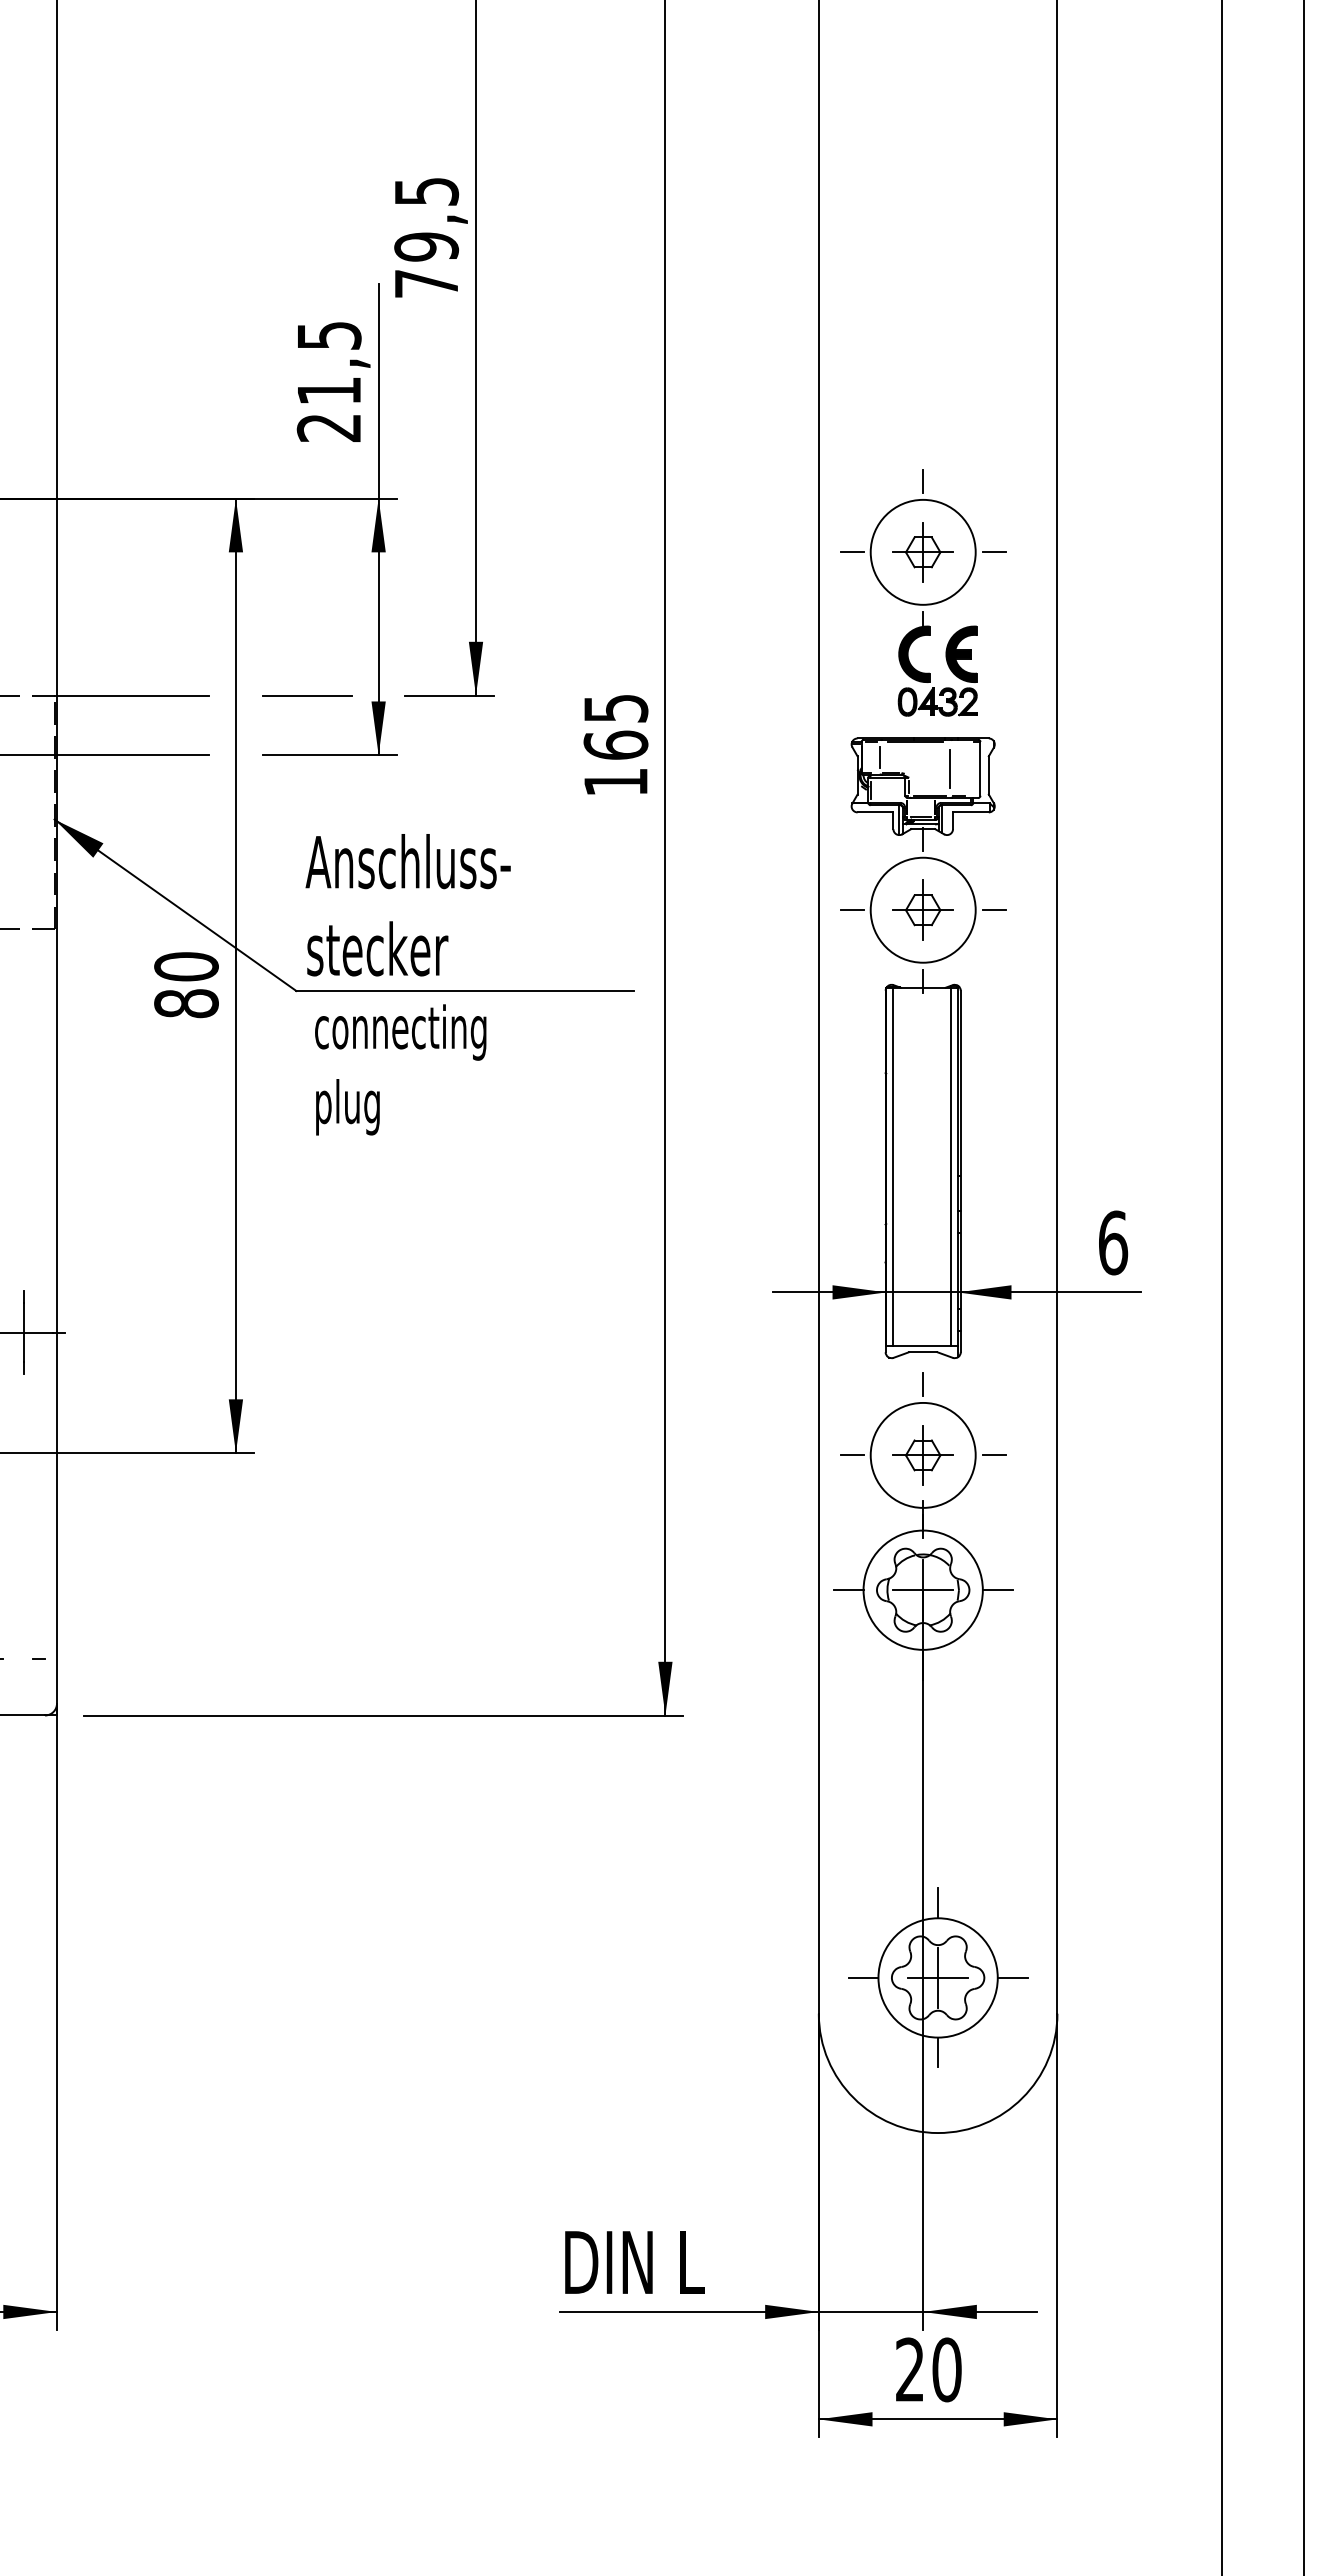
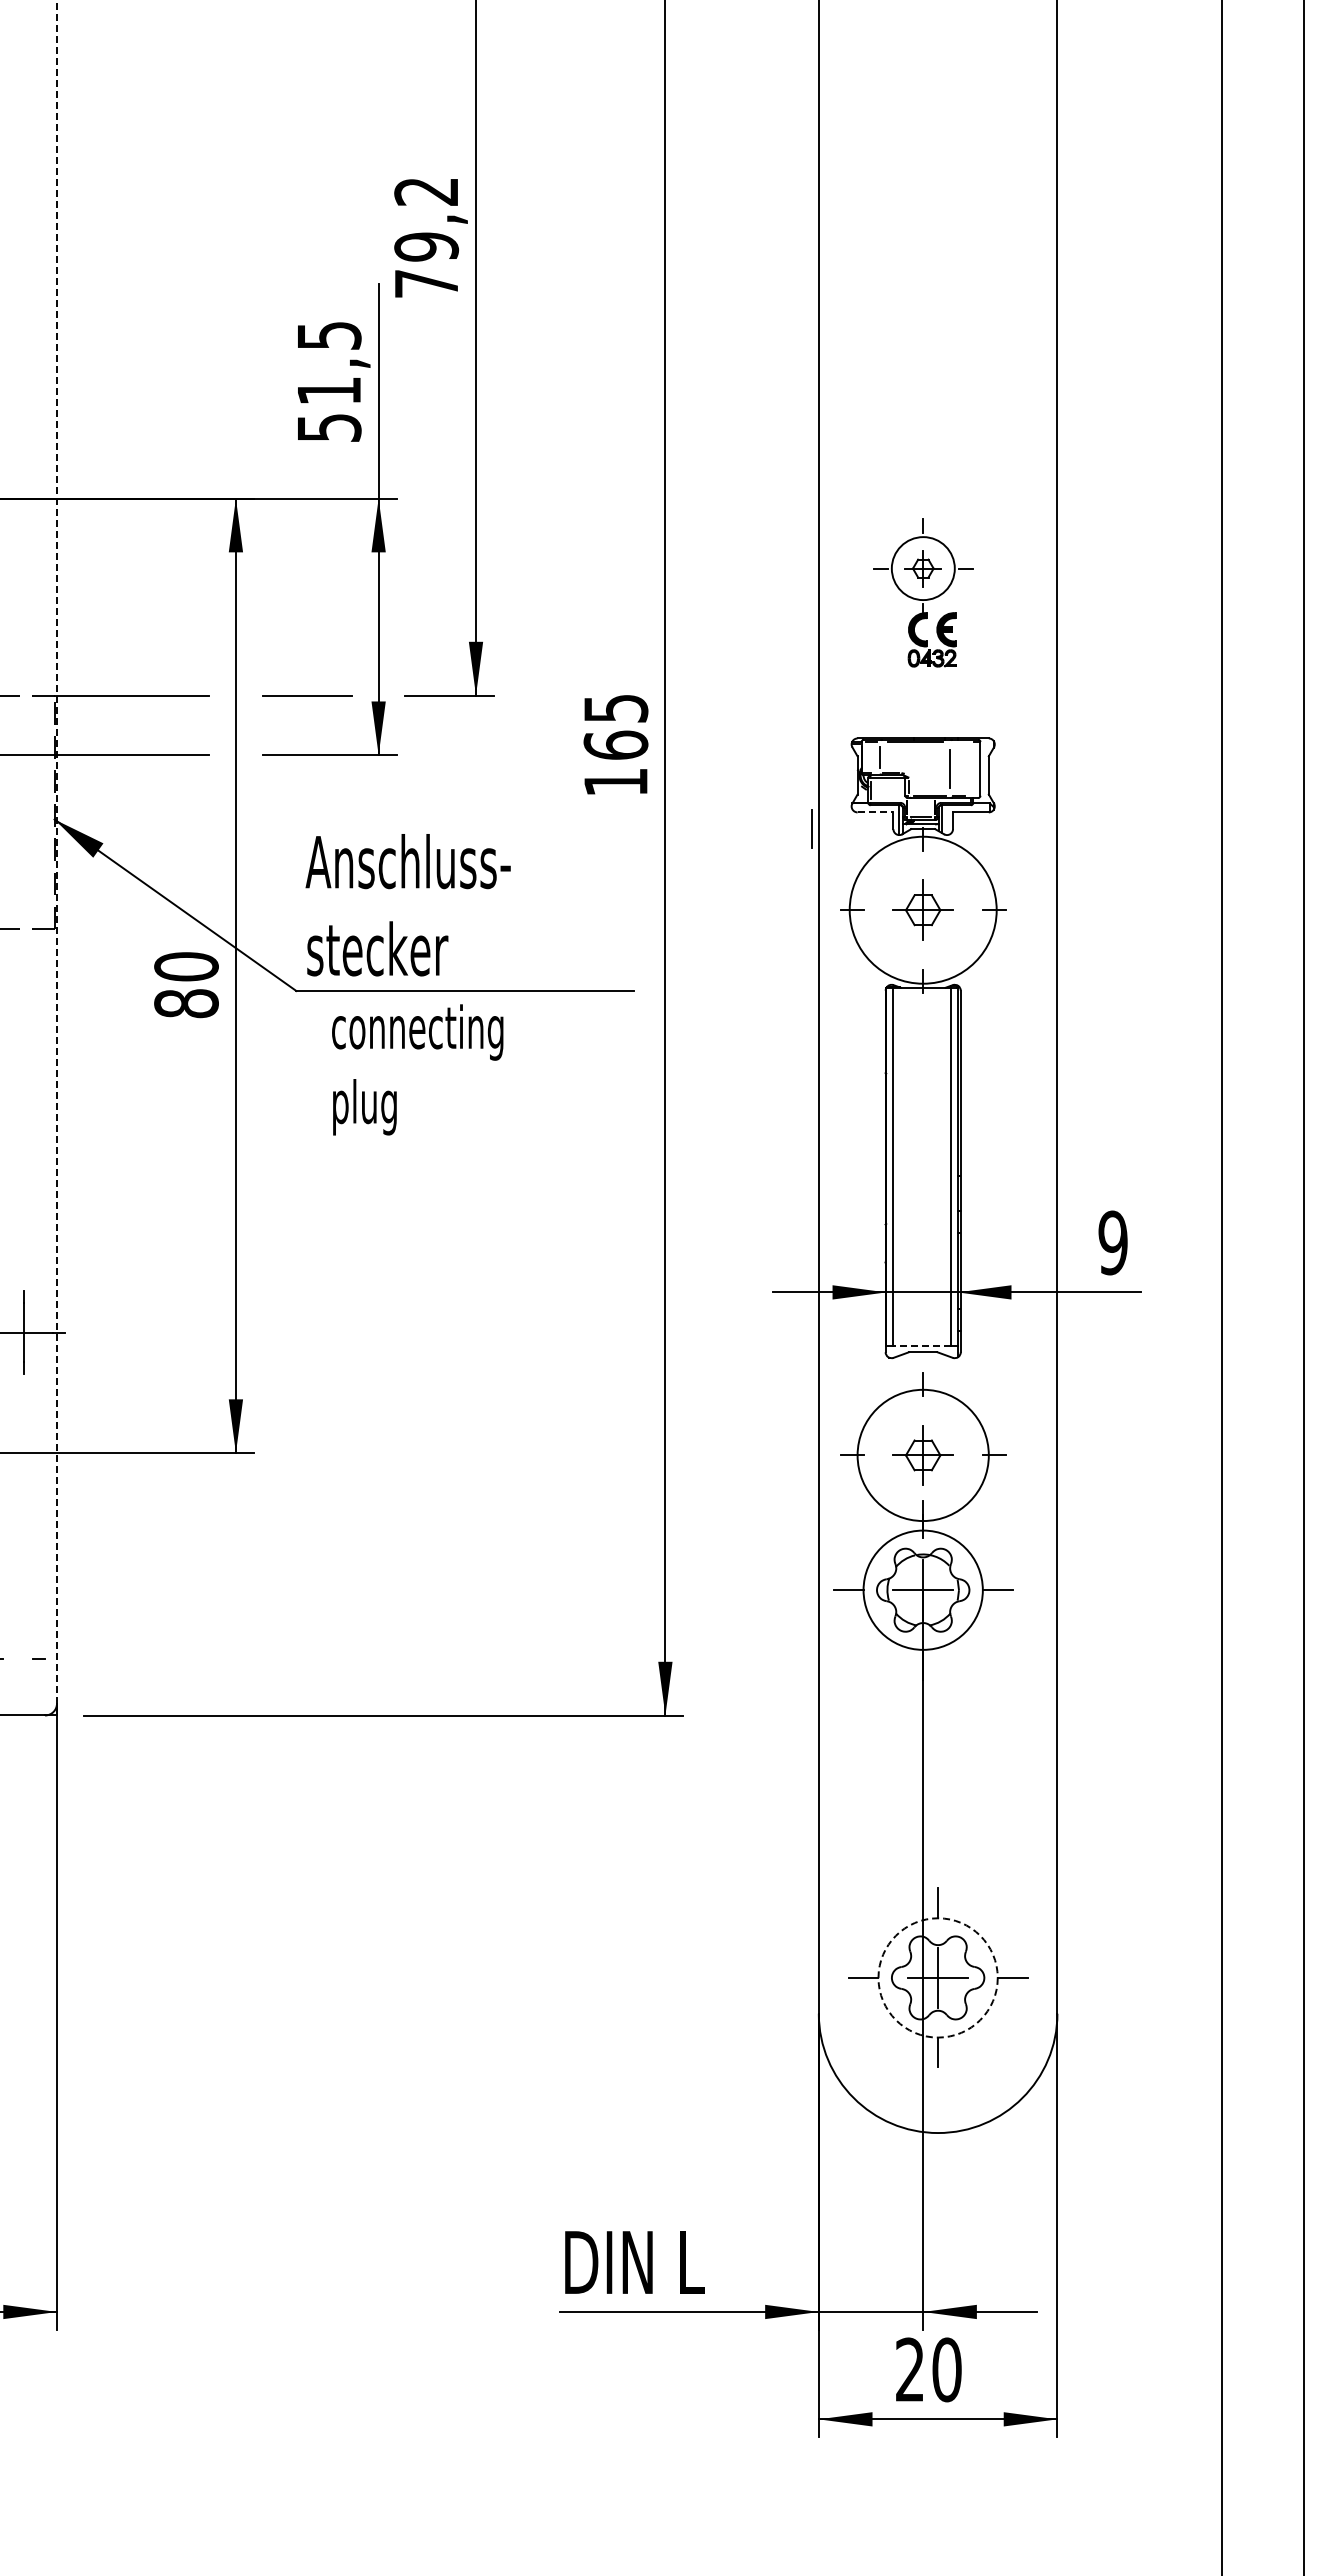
text: 79,5 -> 79,2 (426, 191)
text: 21,5 -> 51,5 (328, 427)
part size: 167x248 px -> 101x150 px (923, 592)
line: solid -> dashed (875, 812)
line: none -> present (811, 828)
line: solid -> dashed (57, 851)
circle diameter: 105 px -> 147 px (922, 909)
text position: (400, 1069) -> (417, 1069) (417, 1069)
text: 6 -> 9 (1113, 1242)
line: solid -> dashed (922, 1345)
circle diameter: 105 px -> 131 px (922, 1455)
circle: solid -> dashed (937, 1977)
